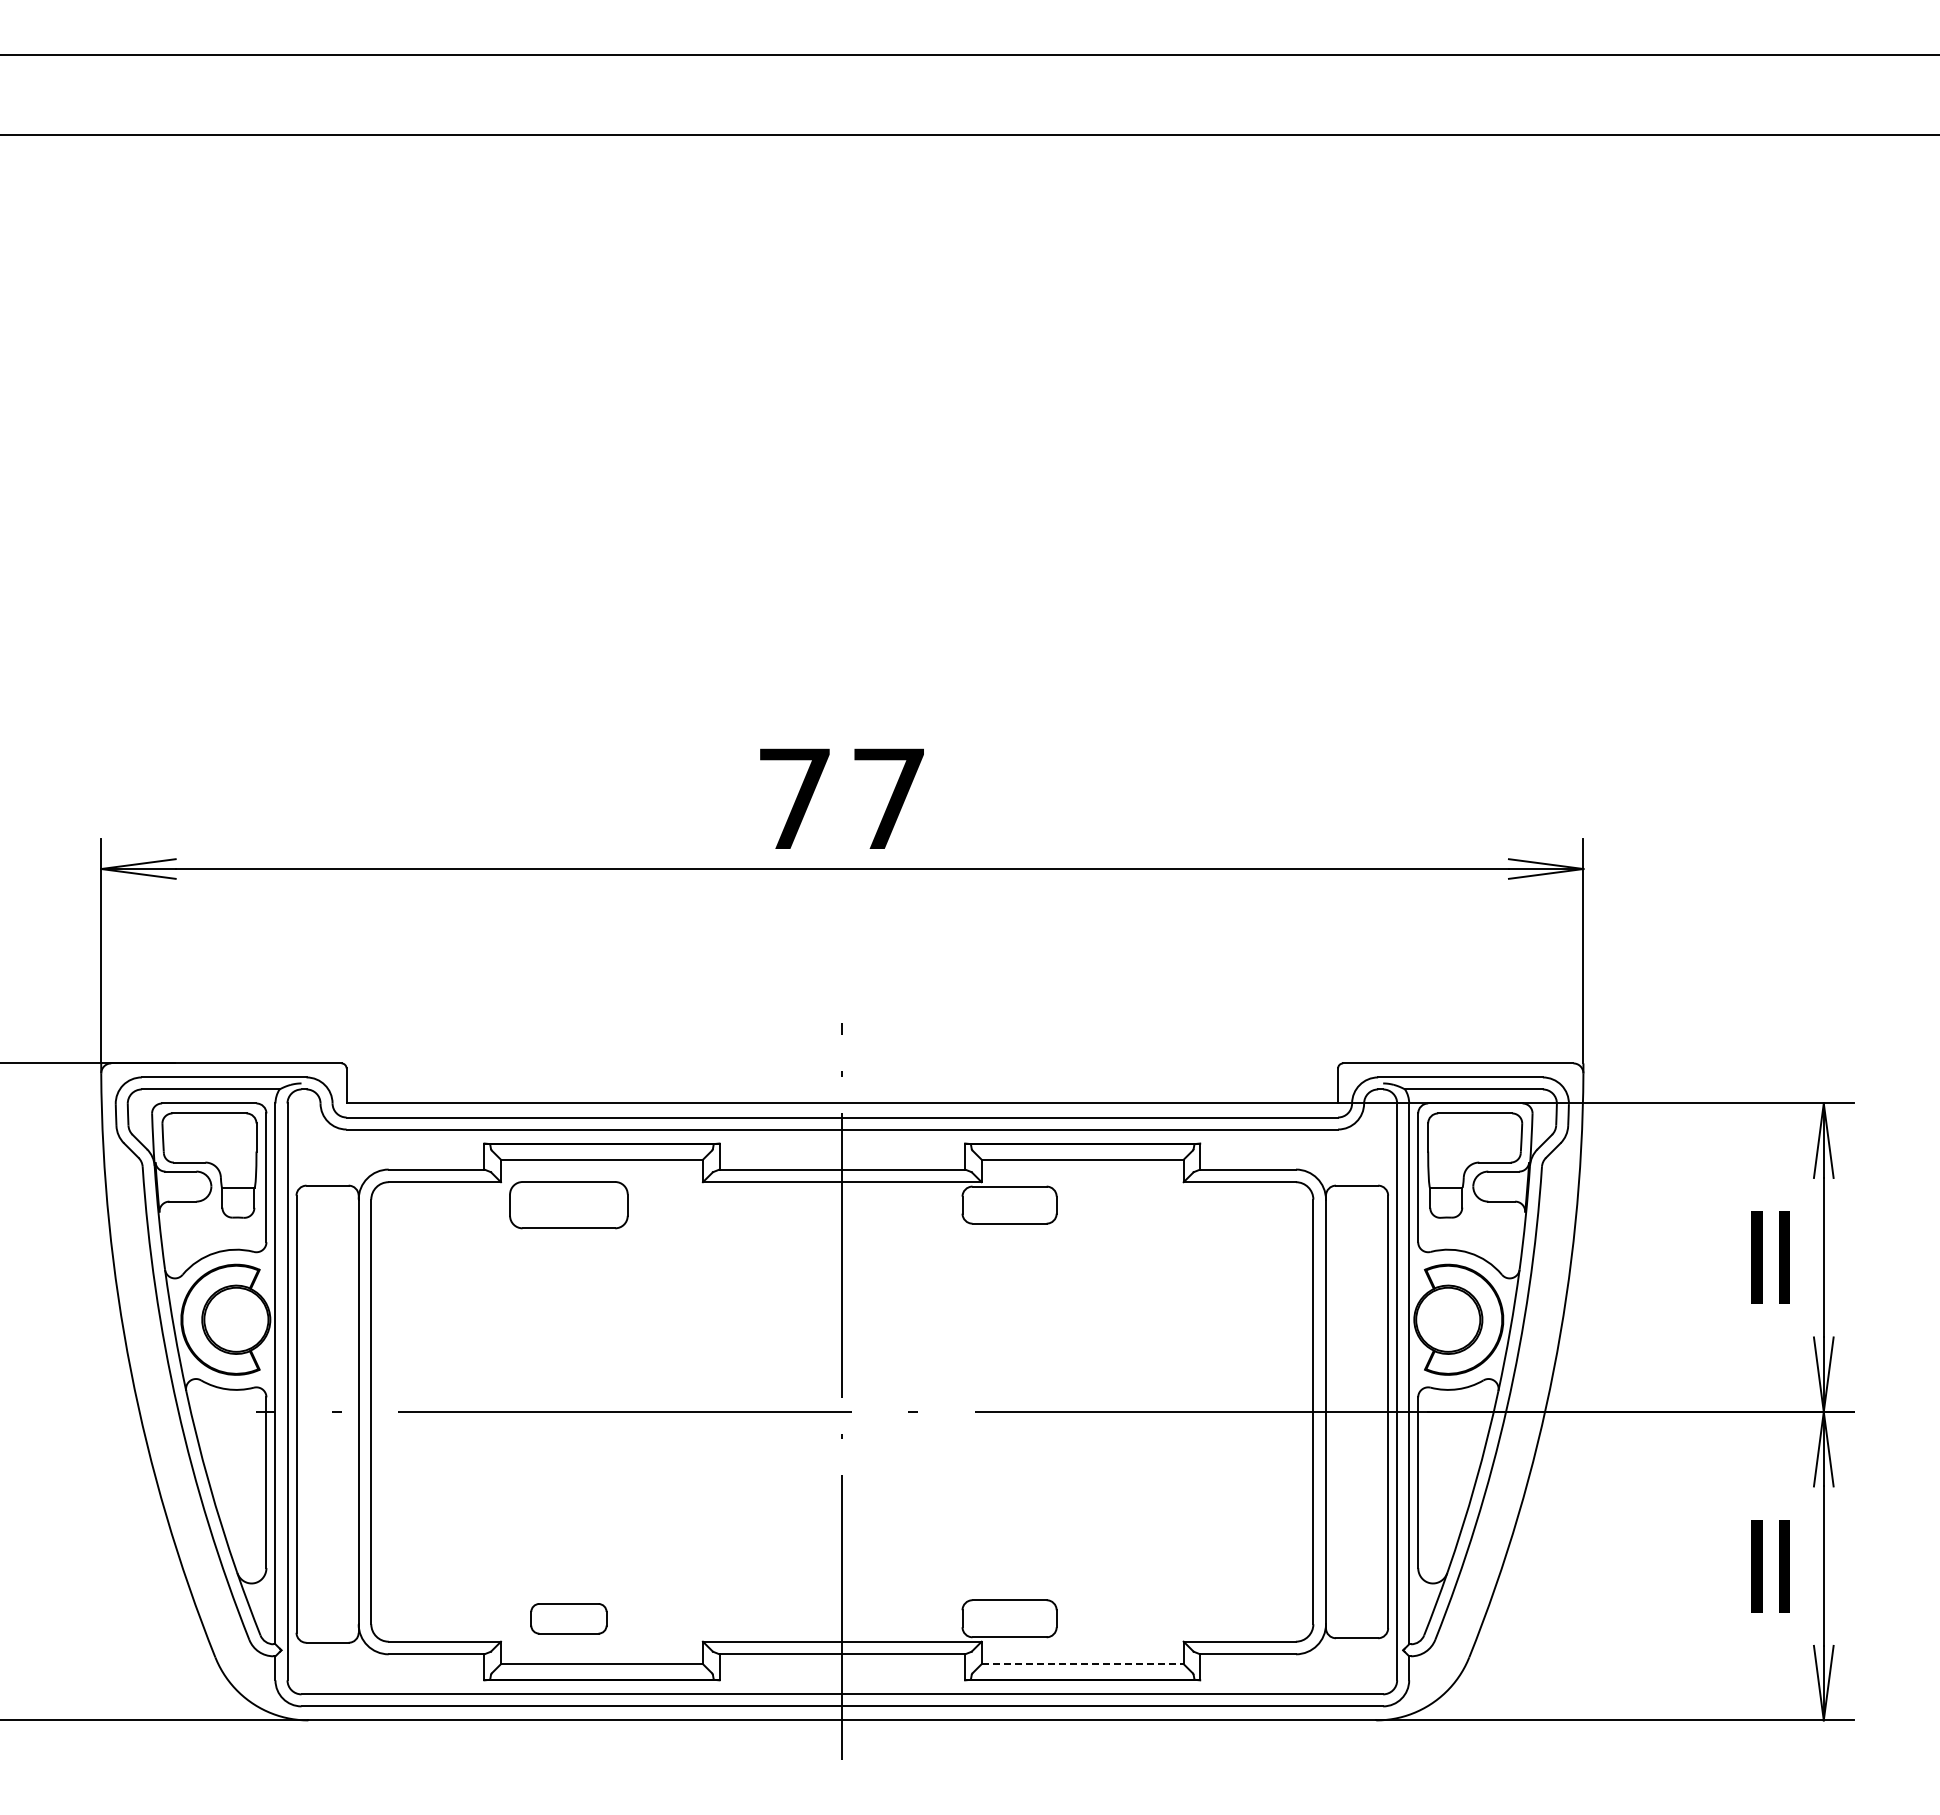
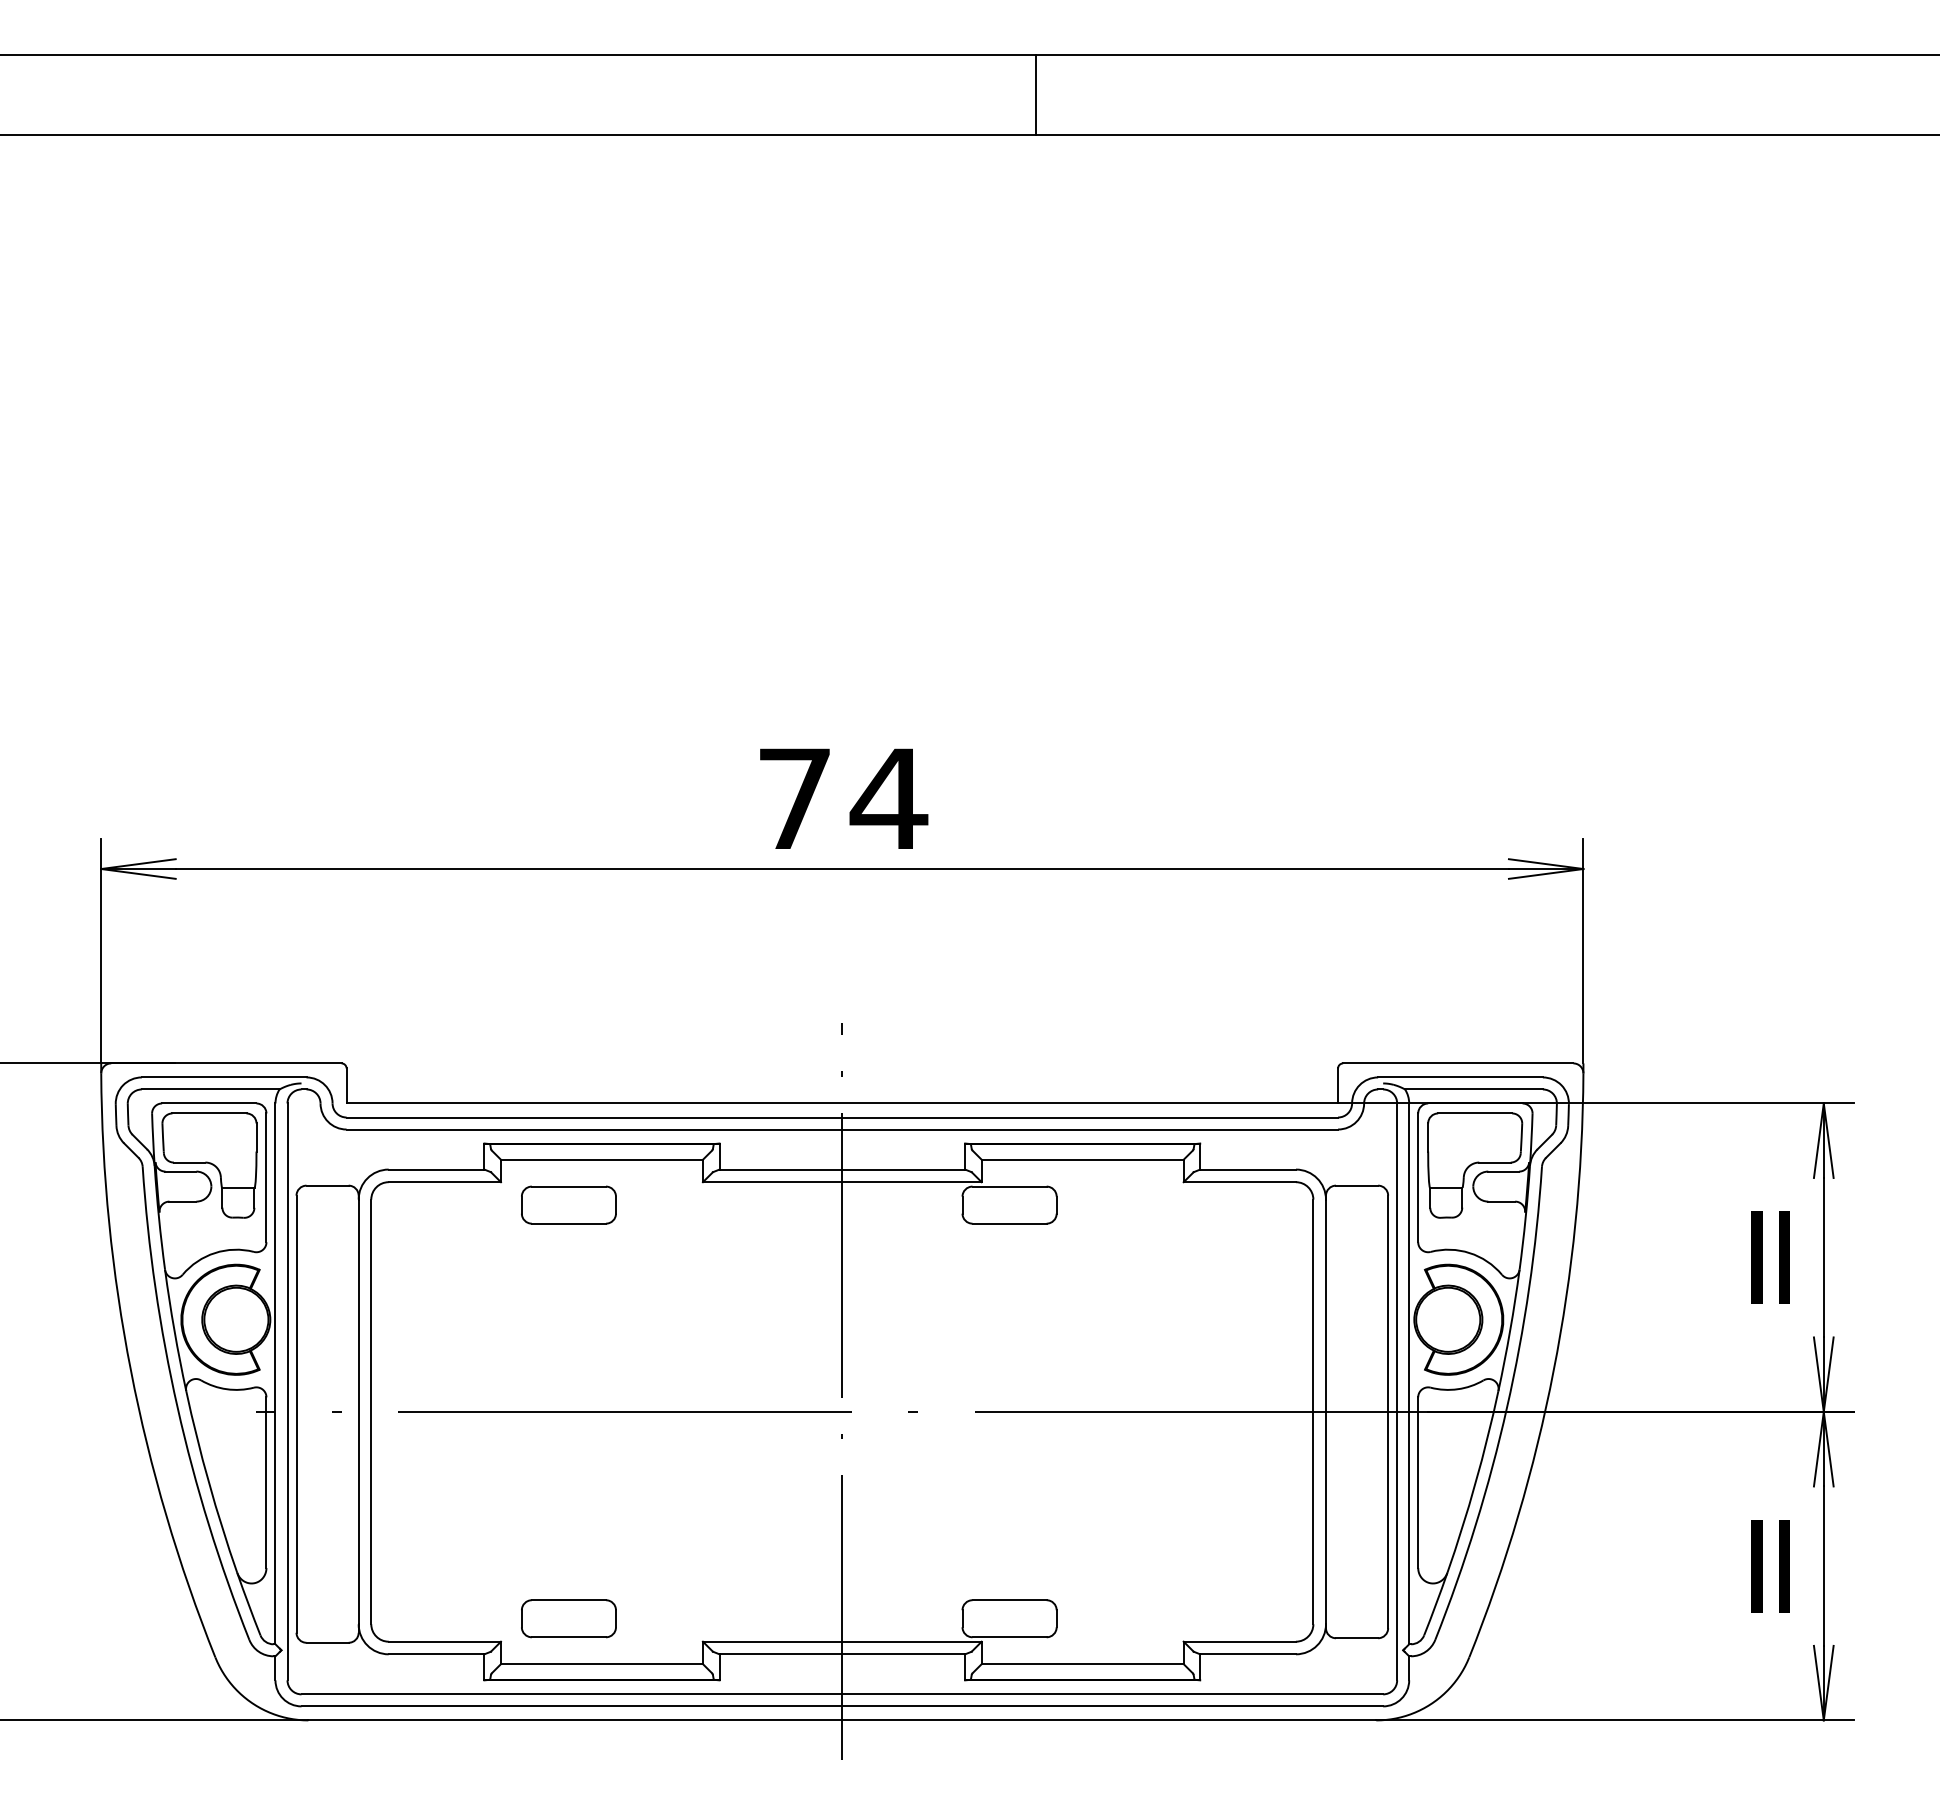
line: none -> present (1036, 94)
text: 77 -> 74 (888, 798)
part size: 120x49 px -> 96x40 px (568, 1204)
part size: 78x32 px -> 96x40 px (568, 1618)
line: dashed -> solid (1082, 1664)
